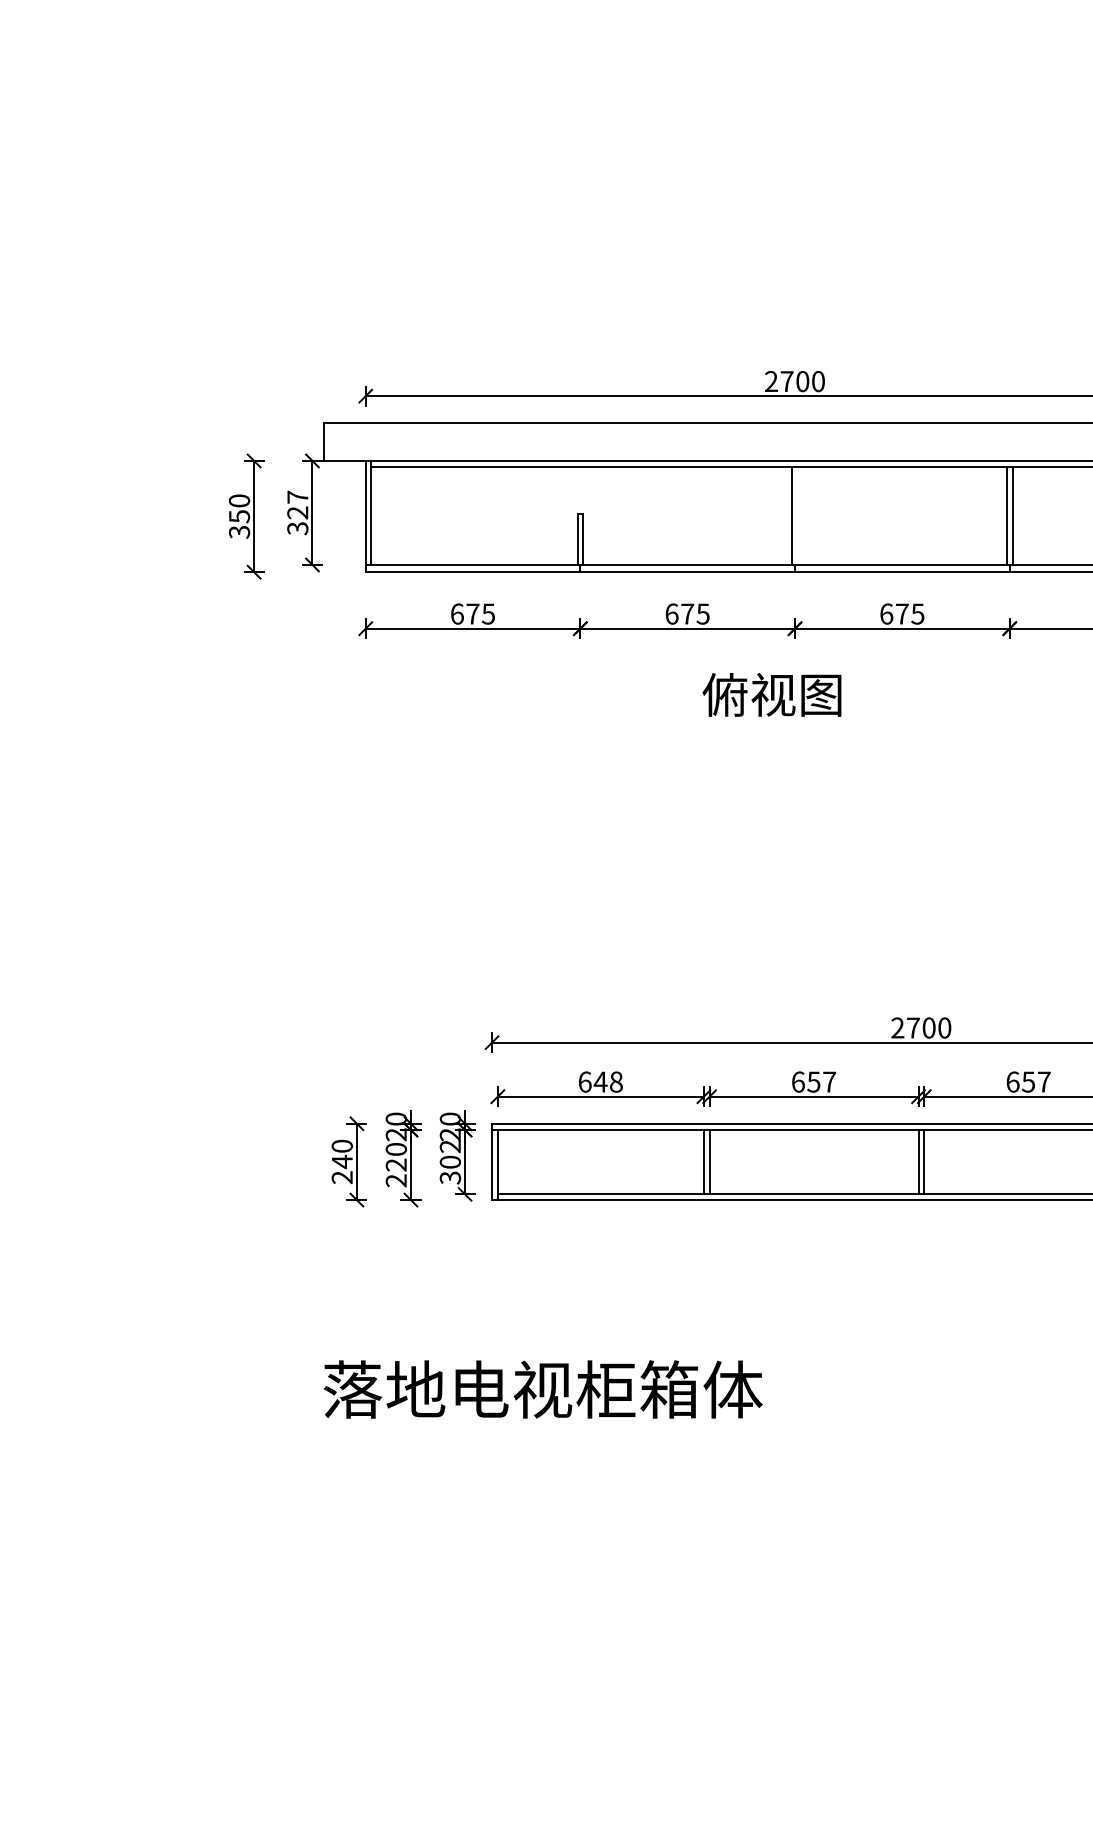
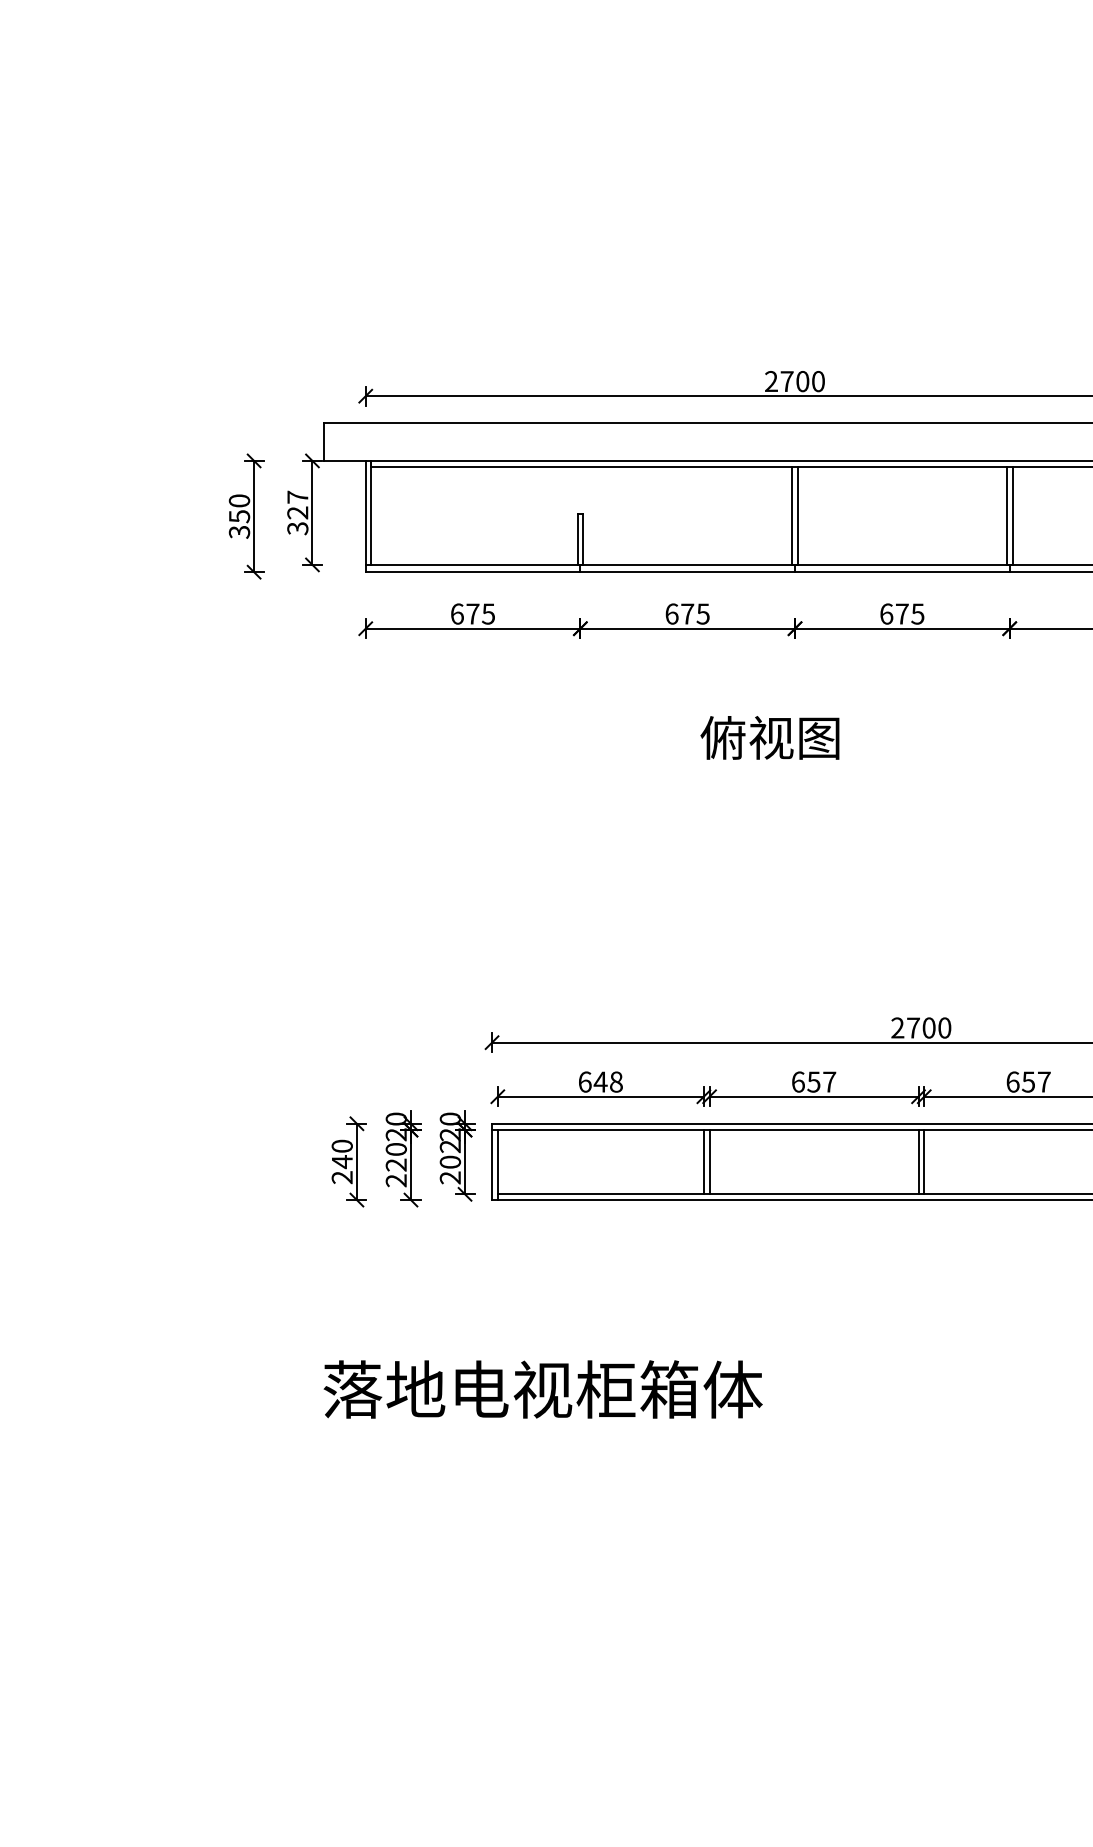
line: none -> present (797, 515)
text position: (771, 694) -> (769, 737) (769, 737)
text: 302 -> 202 (450, 1177)
